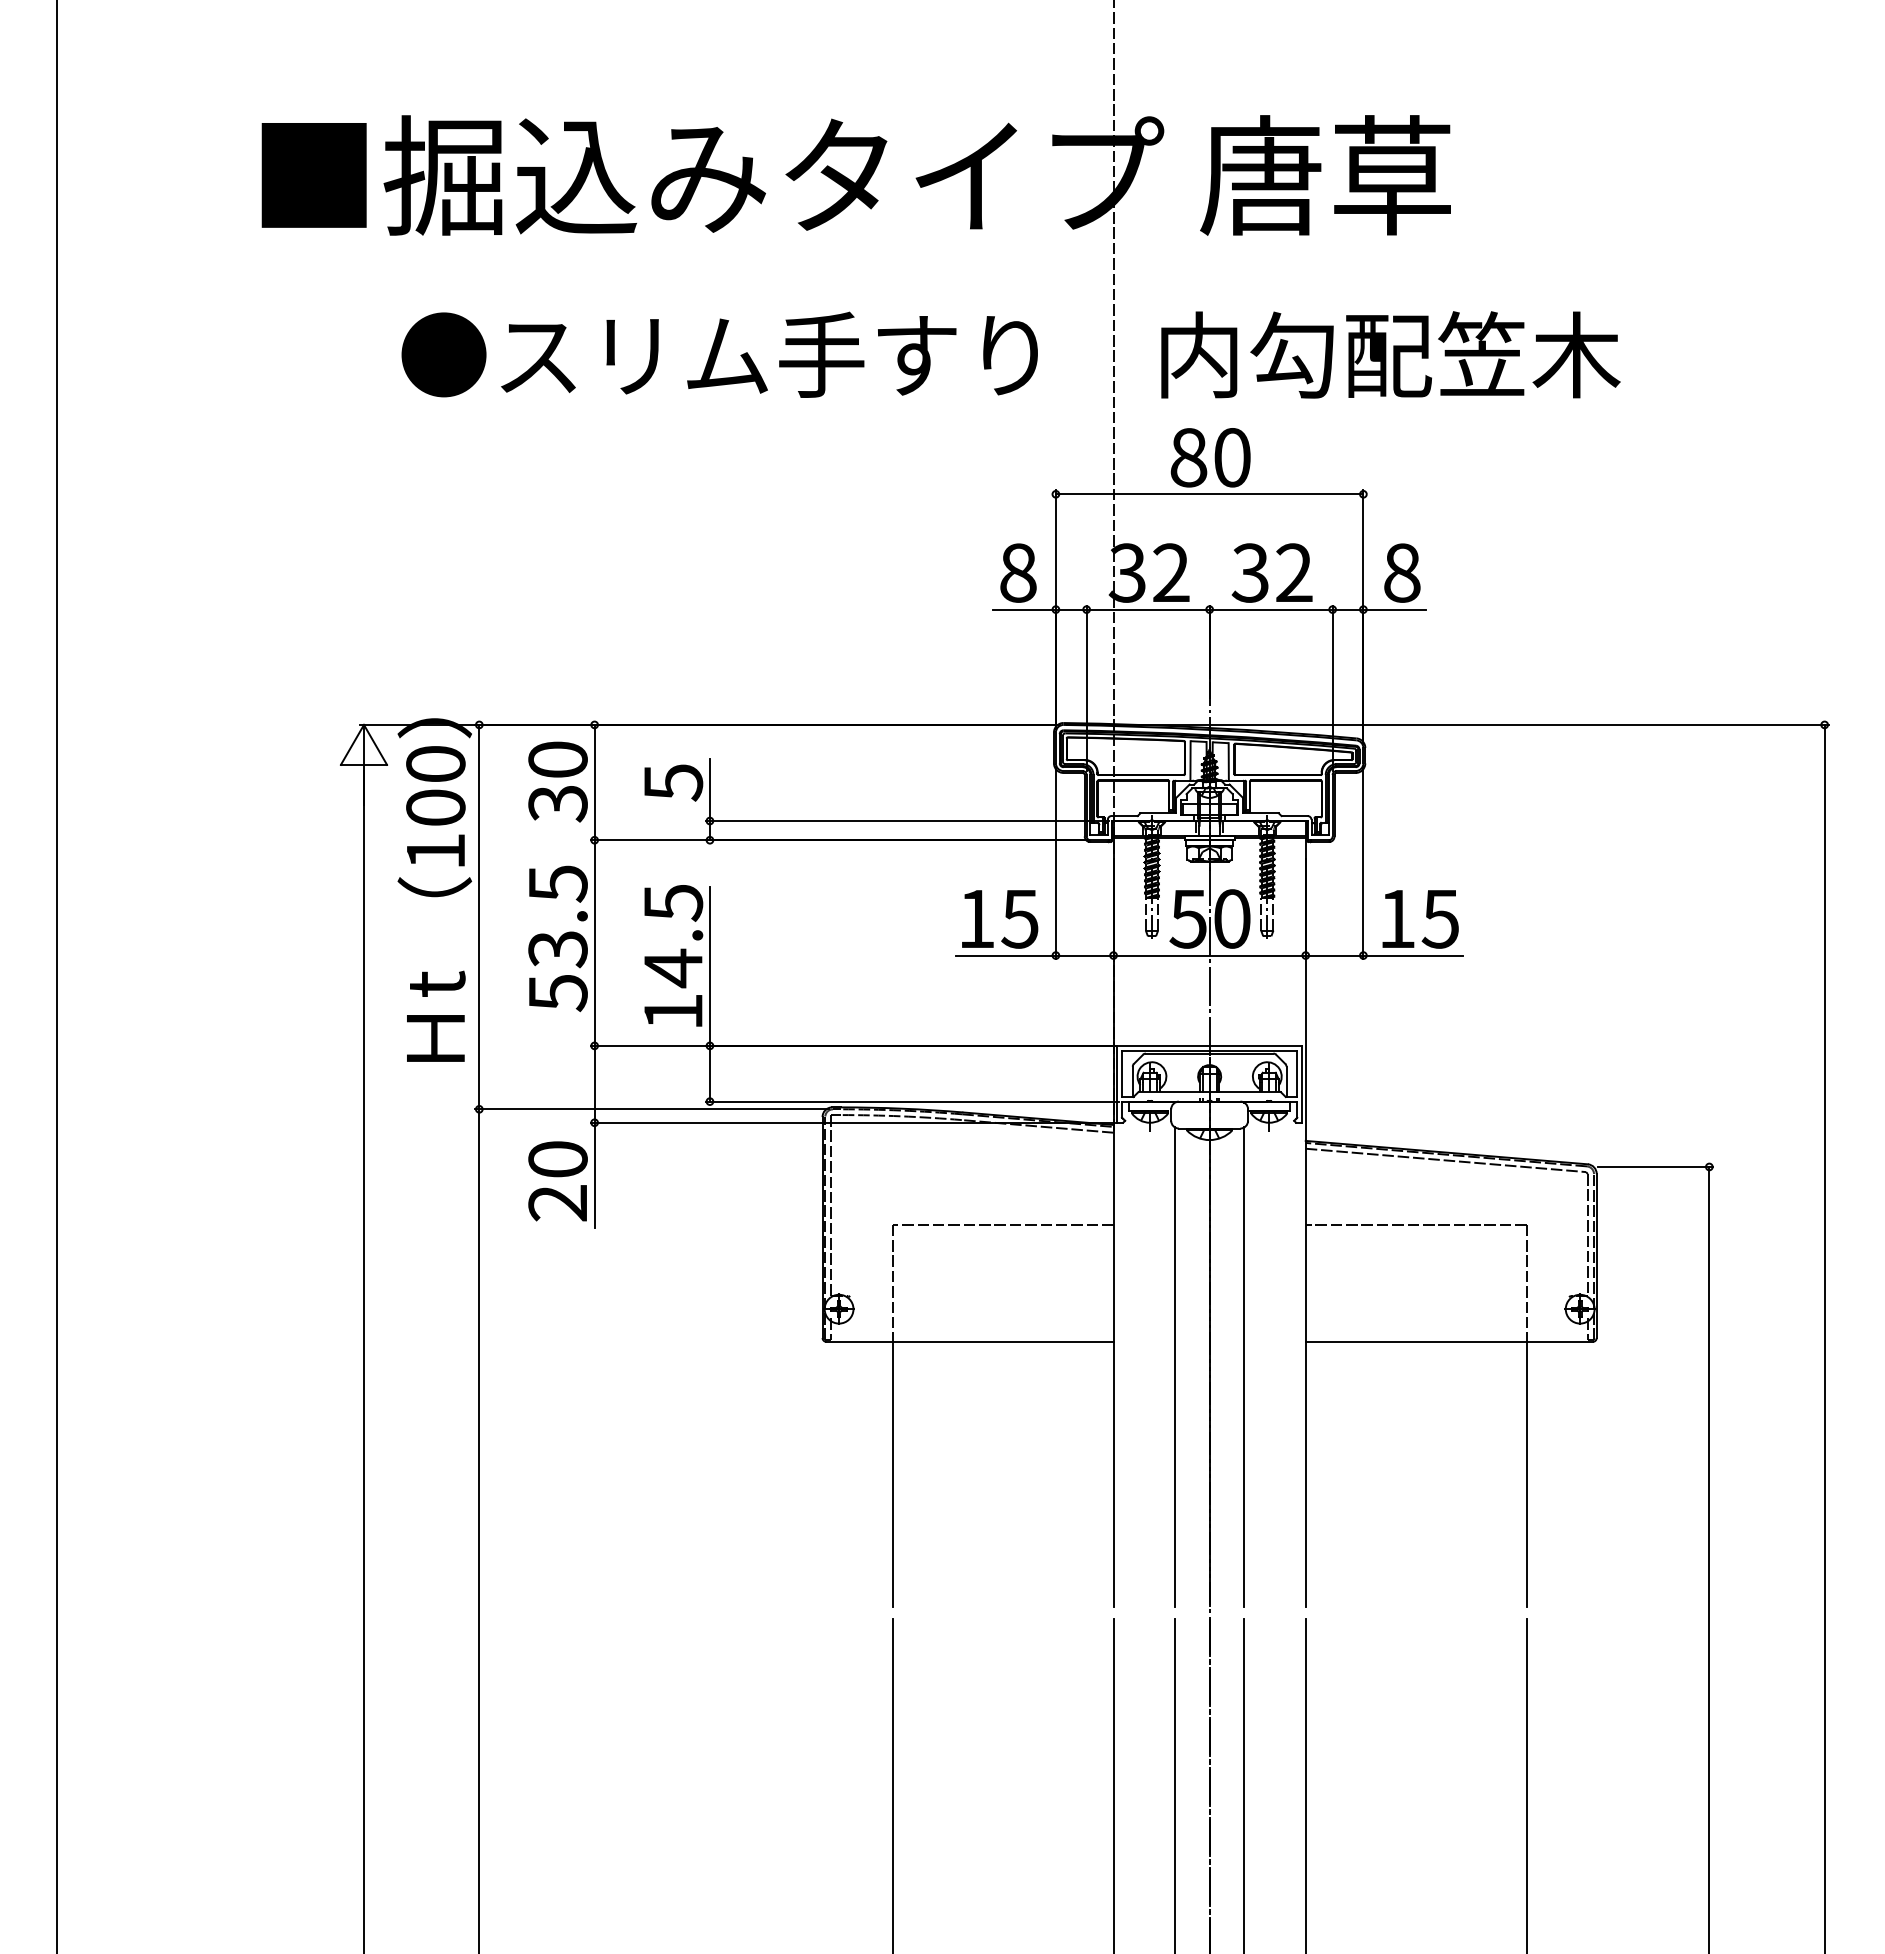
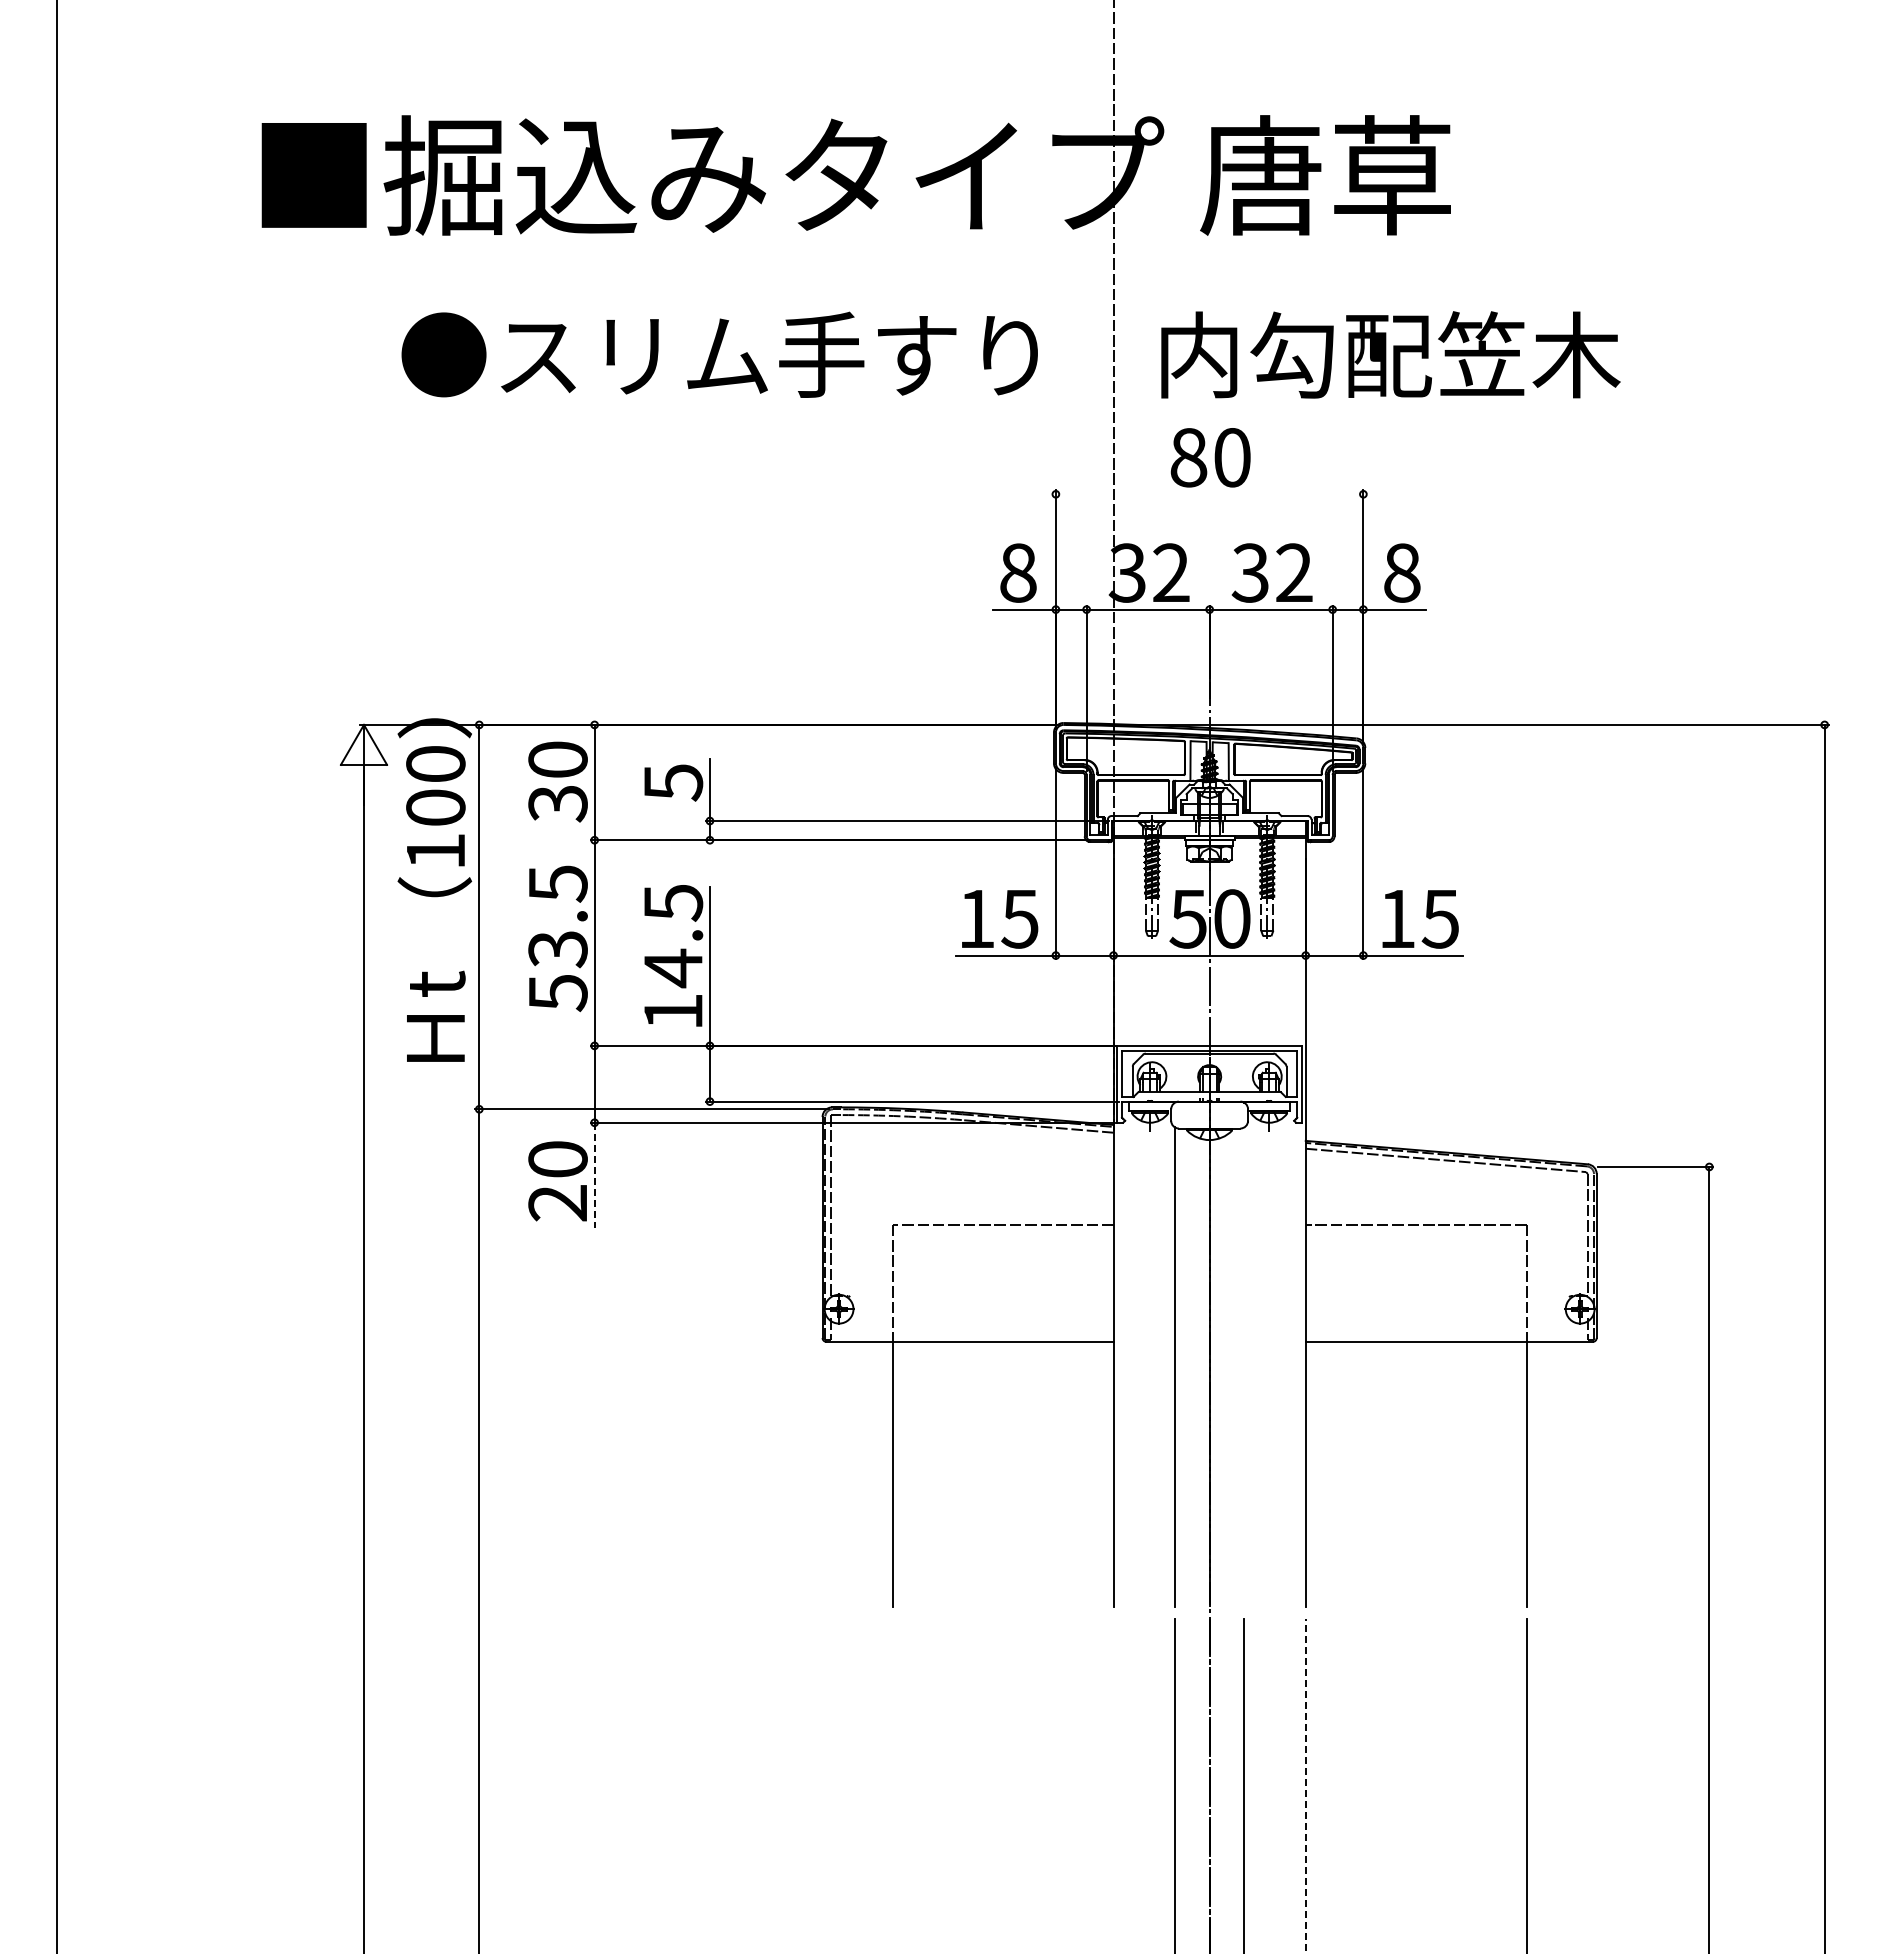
line: present -> none (1209, 494)
line: solid -> dashed (594, 1175)
line: present -> none (1244, 1367)
line: present -> none (892, 1784)
line: present -> none (1113, 1784)
line: solid -> dashed (1305, 1785)
